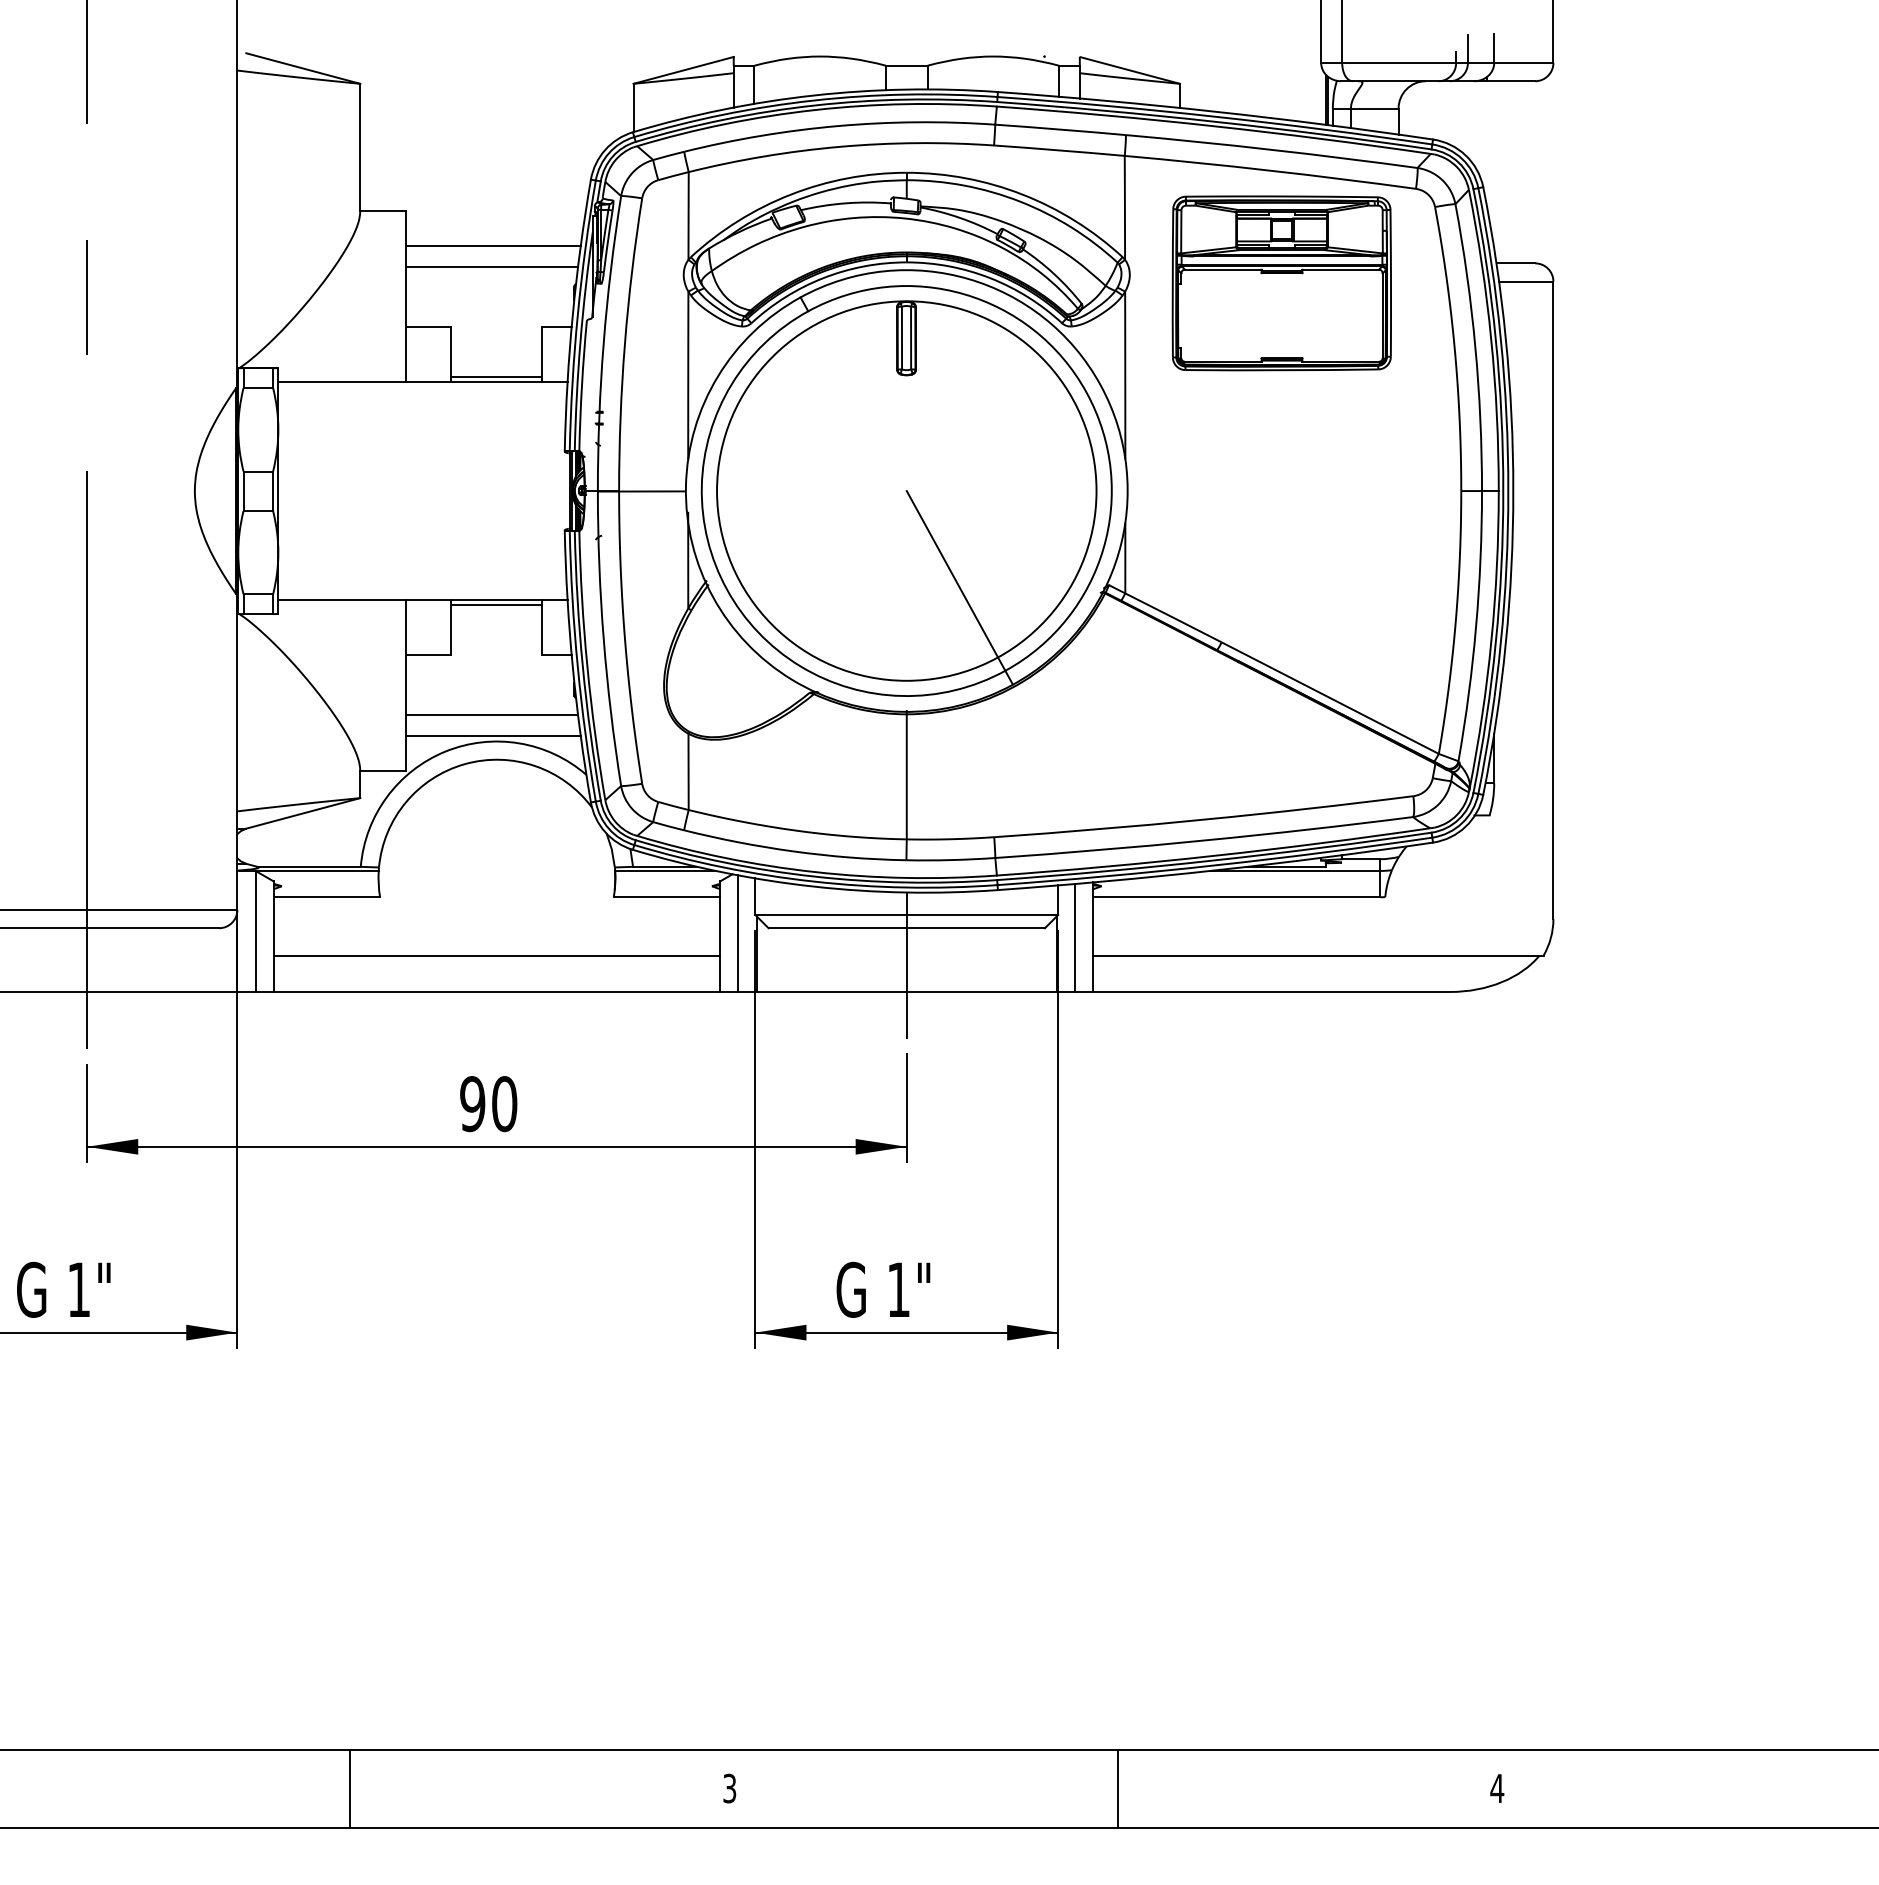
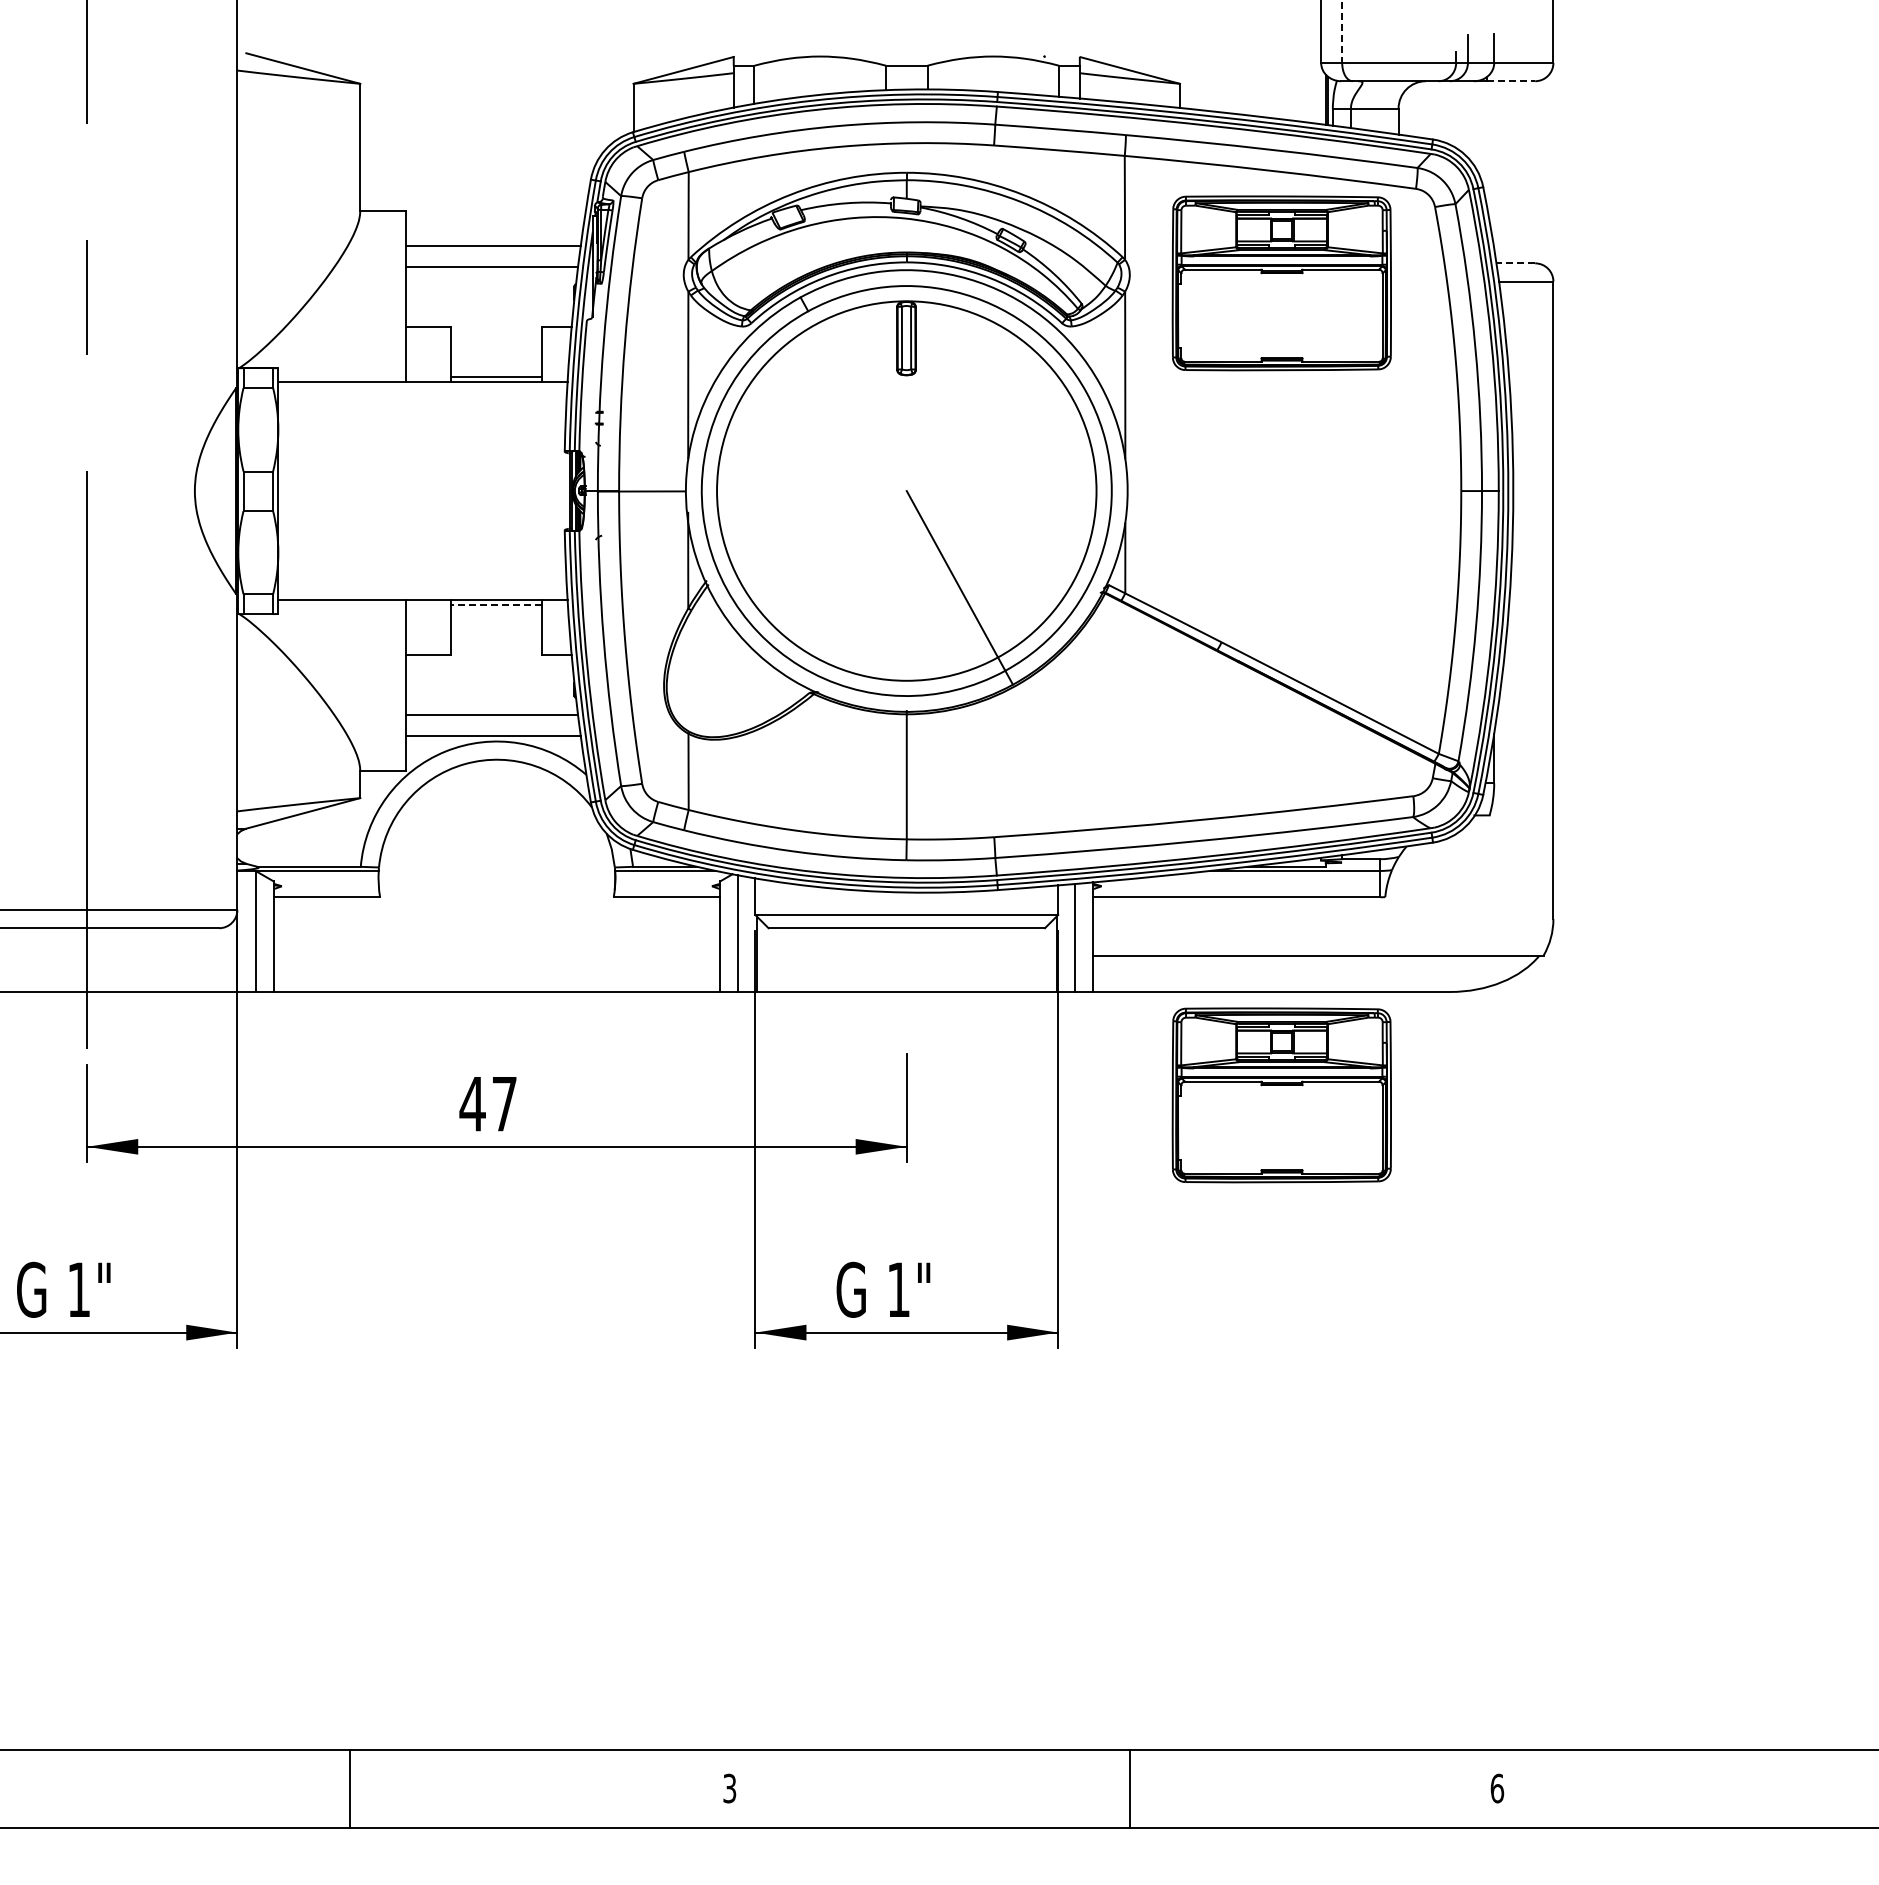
line: solid -> dashed (1342, 32)
line: solid -> dashed (1511, 81)
line: solid -> dashed (1515, 263)
line: solid -> dashed (496, 604)
line: present -> none (496, 955)
line: present -> none (906, 965)
part: none -> present (1281, 1095)
text: 90 -> 47 (488, 1104)
text: 4 -> 6 (1497, 1788)
line position: (1117, 1789) -> (1129, 1789) (1129, 1789)
